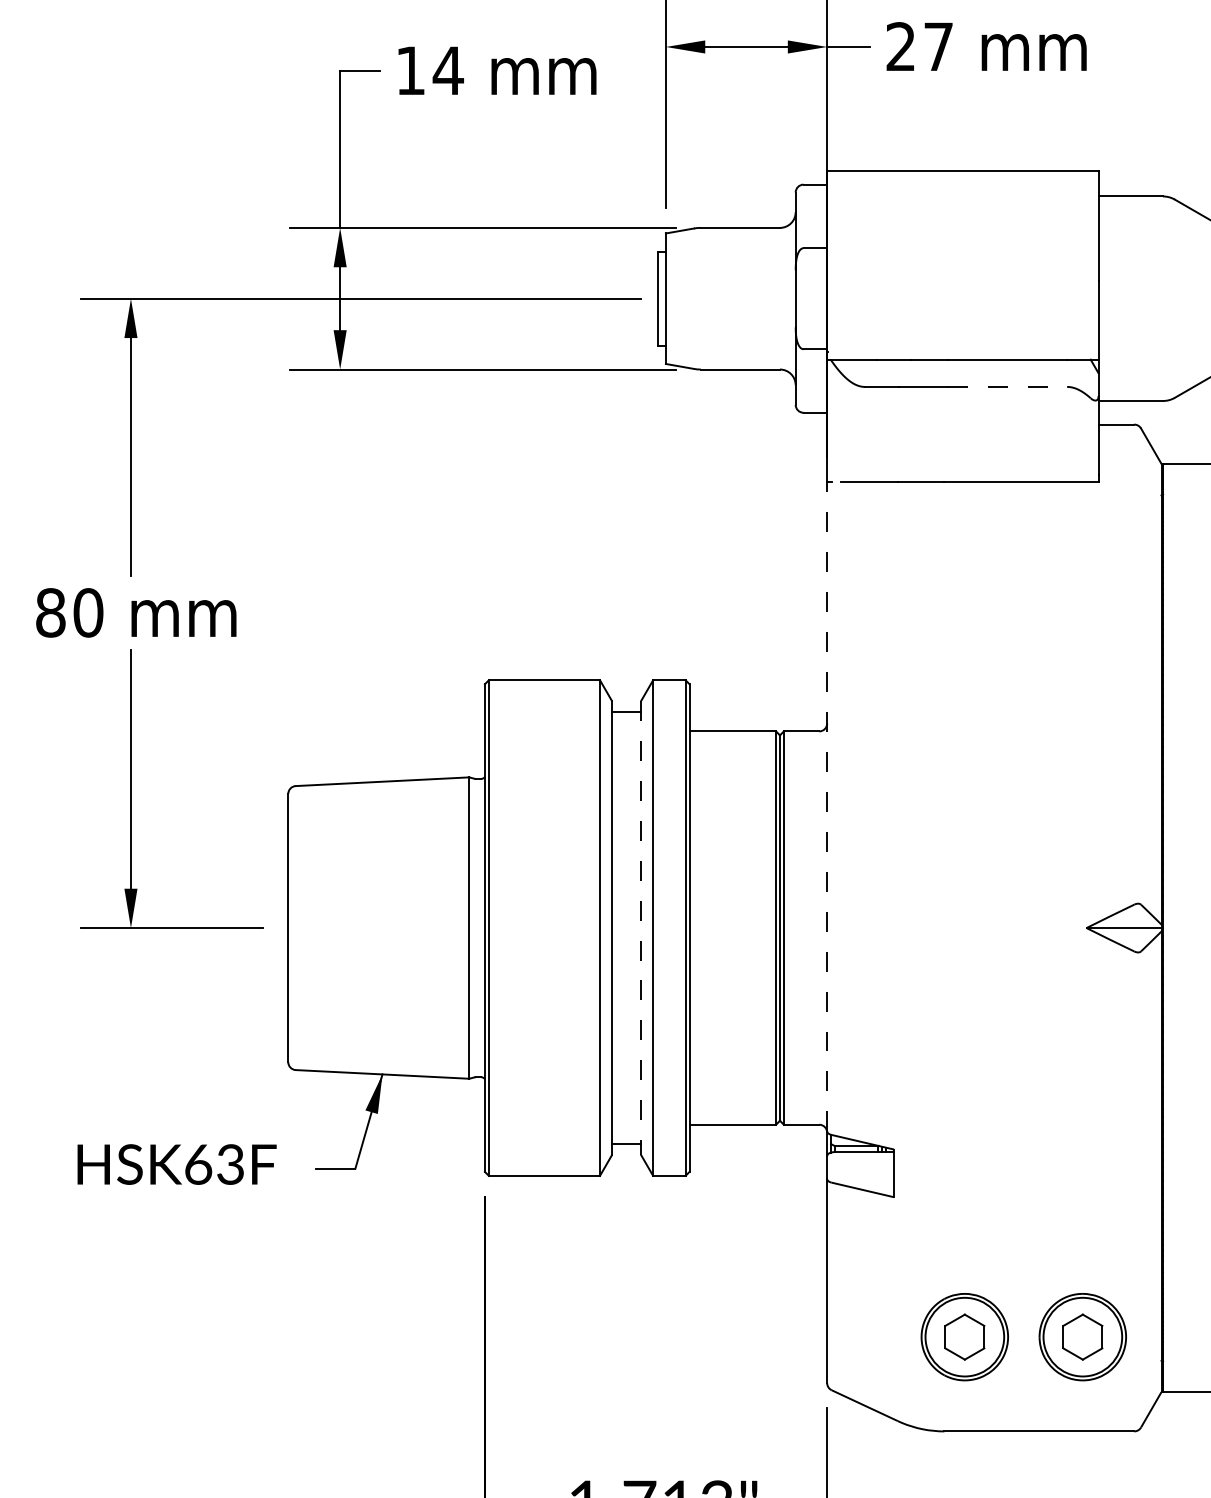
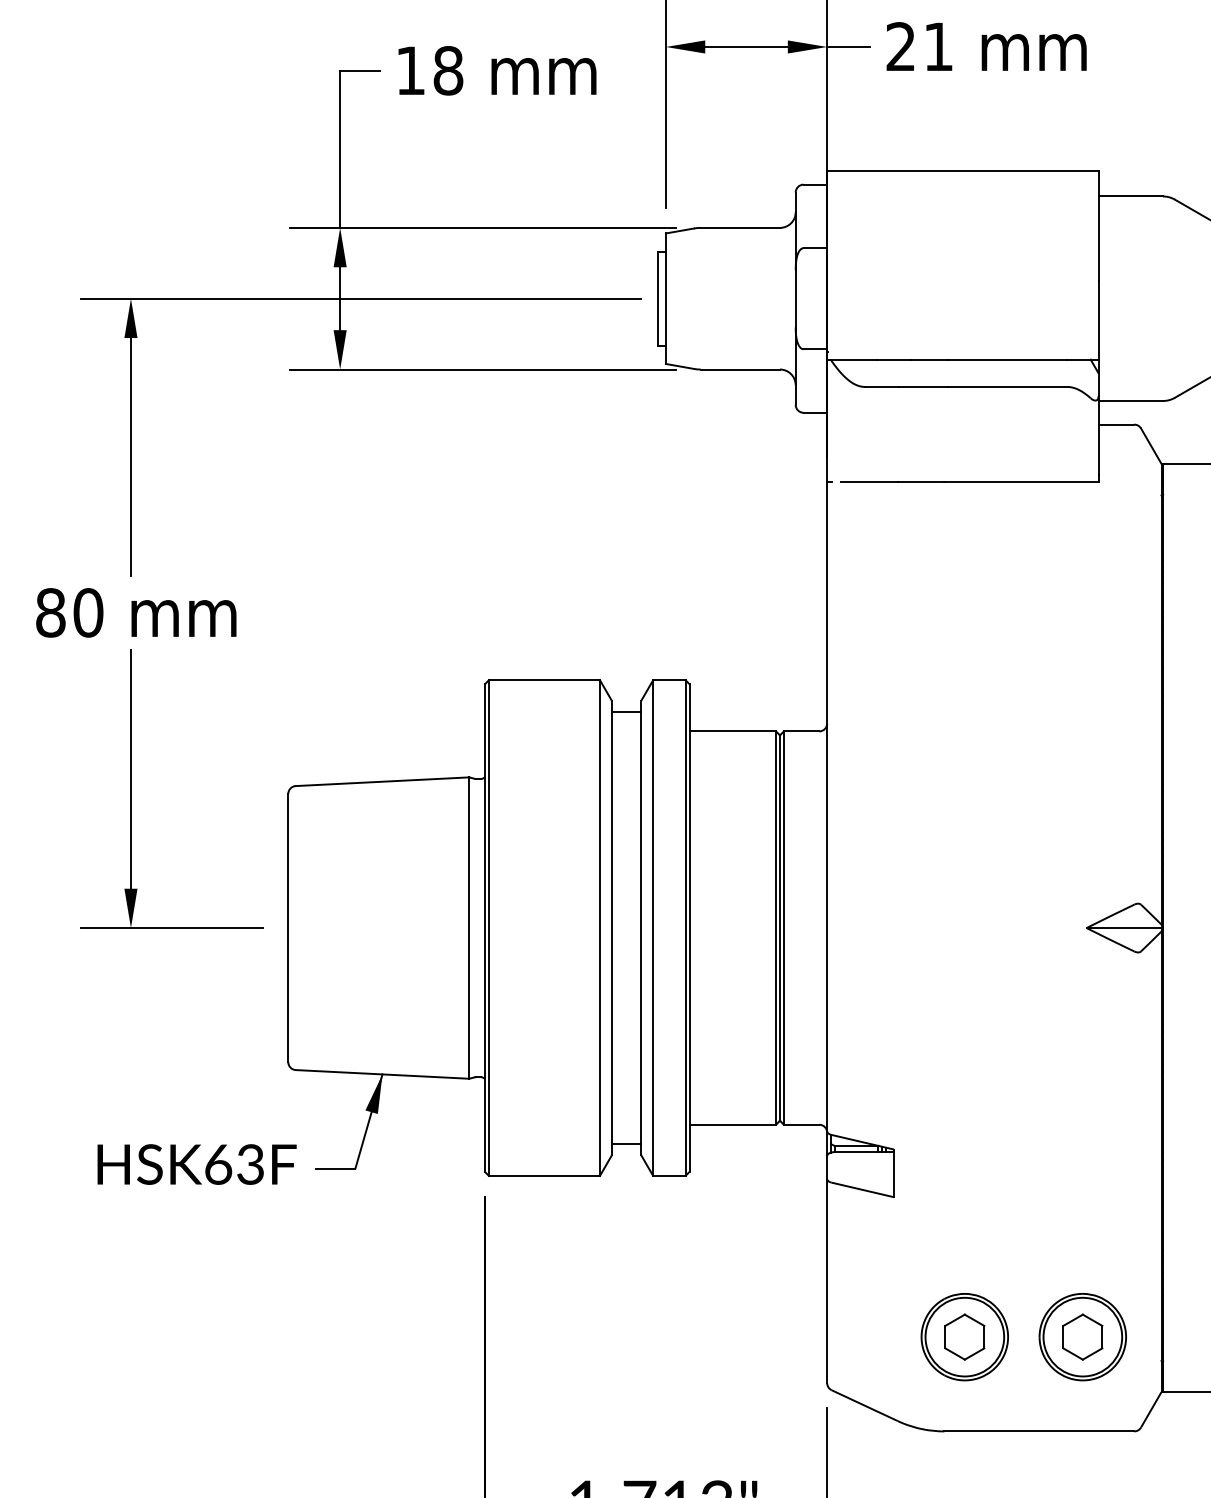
text: 27 -> 21 (938, 46)
text: 14 -> 18 (447, 70)
line: dashed -> solid (1007, 386)
line: dashed -> solid (827, 806)
line: dashed -> solid (641, 928)
text position: (176, 1164) -> (196, 1164) (196, 1164)
